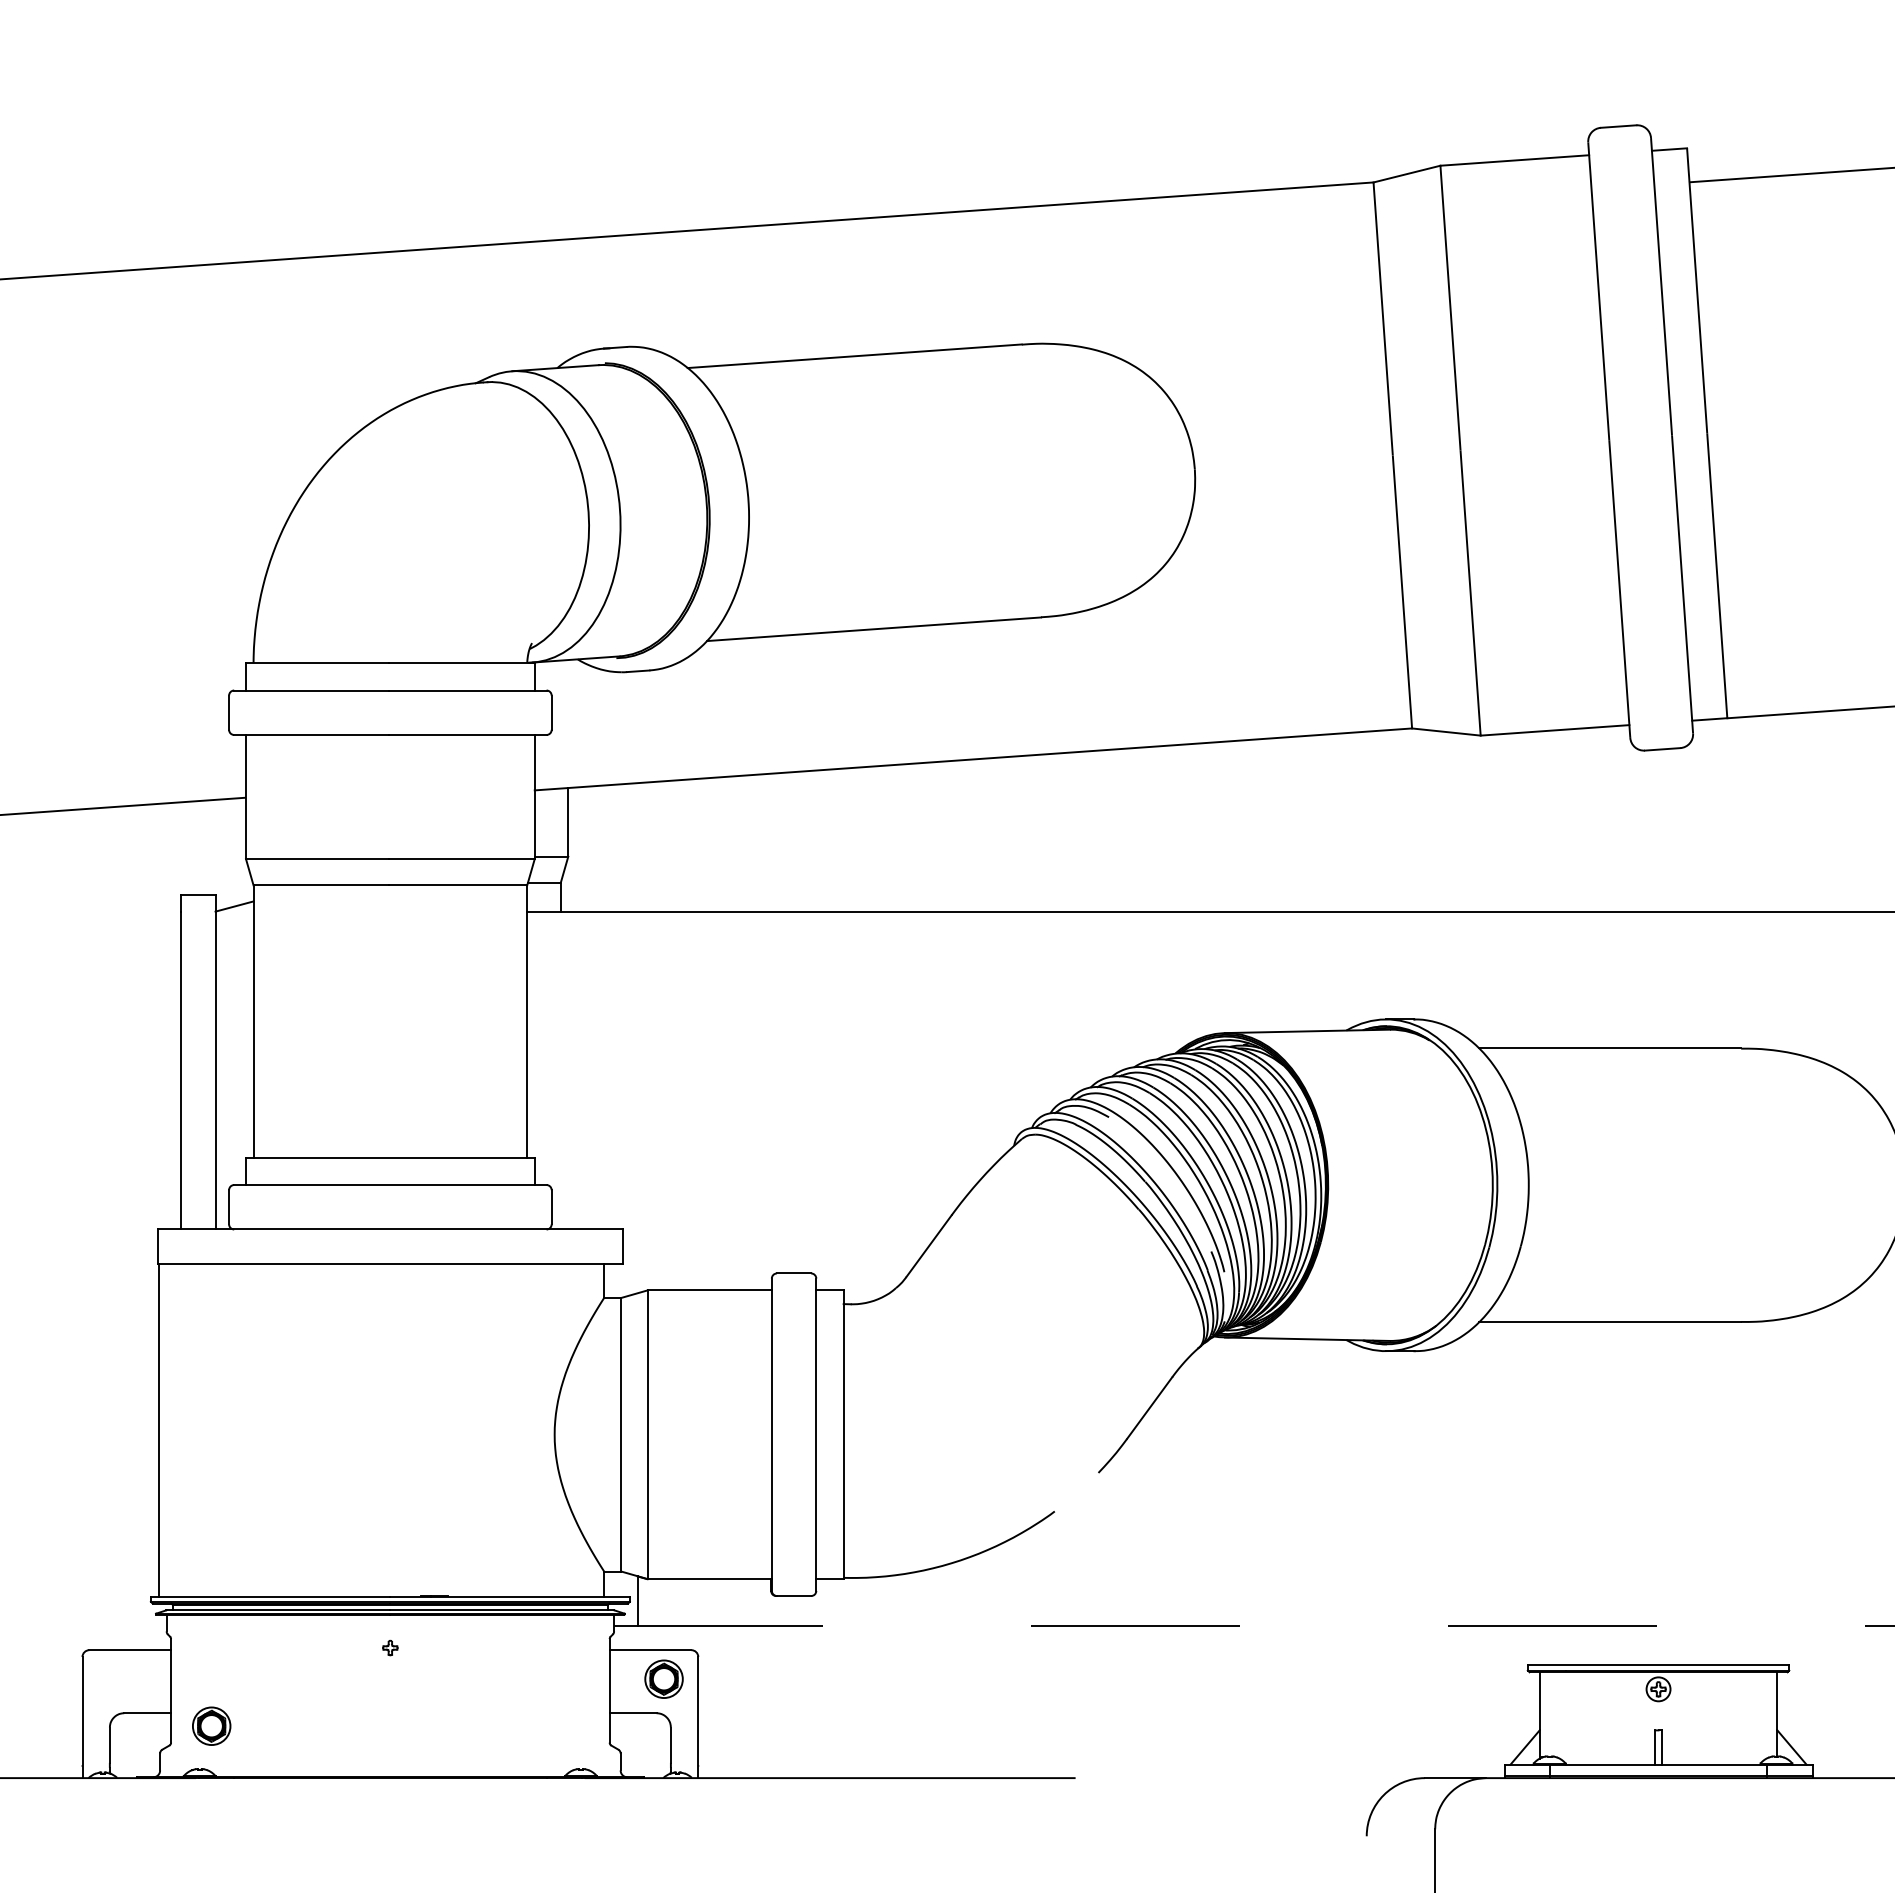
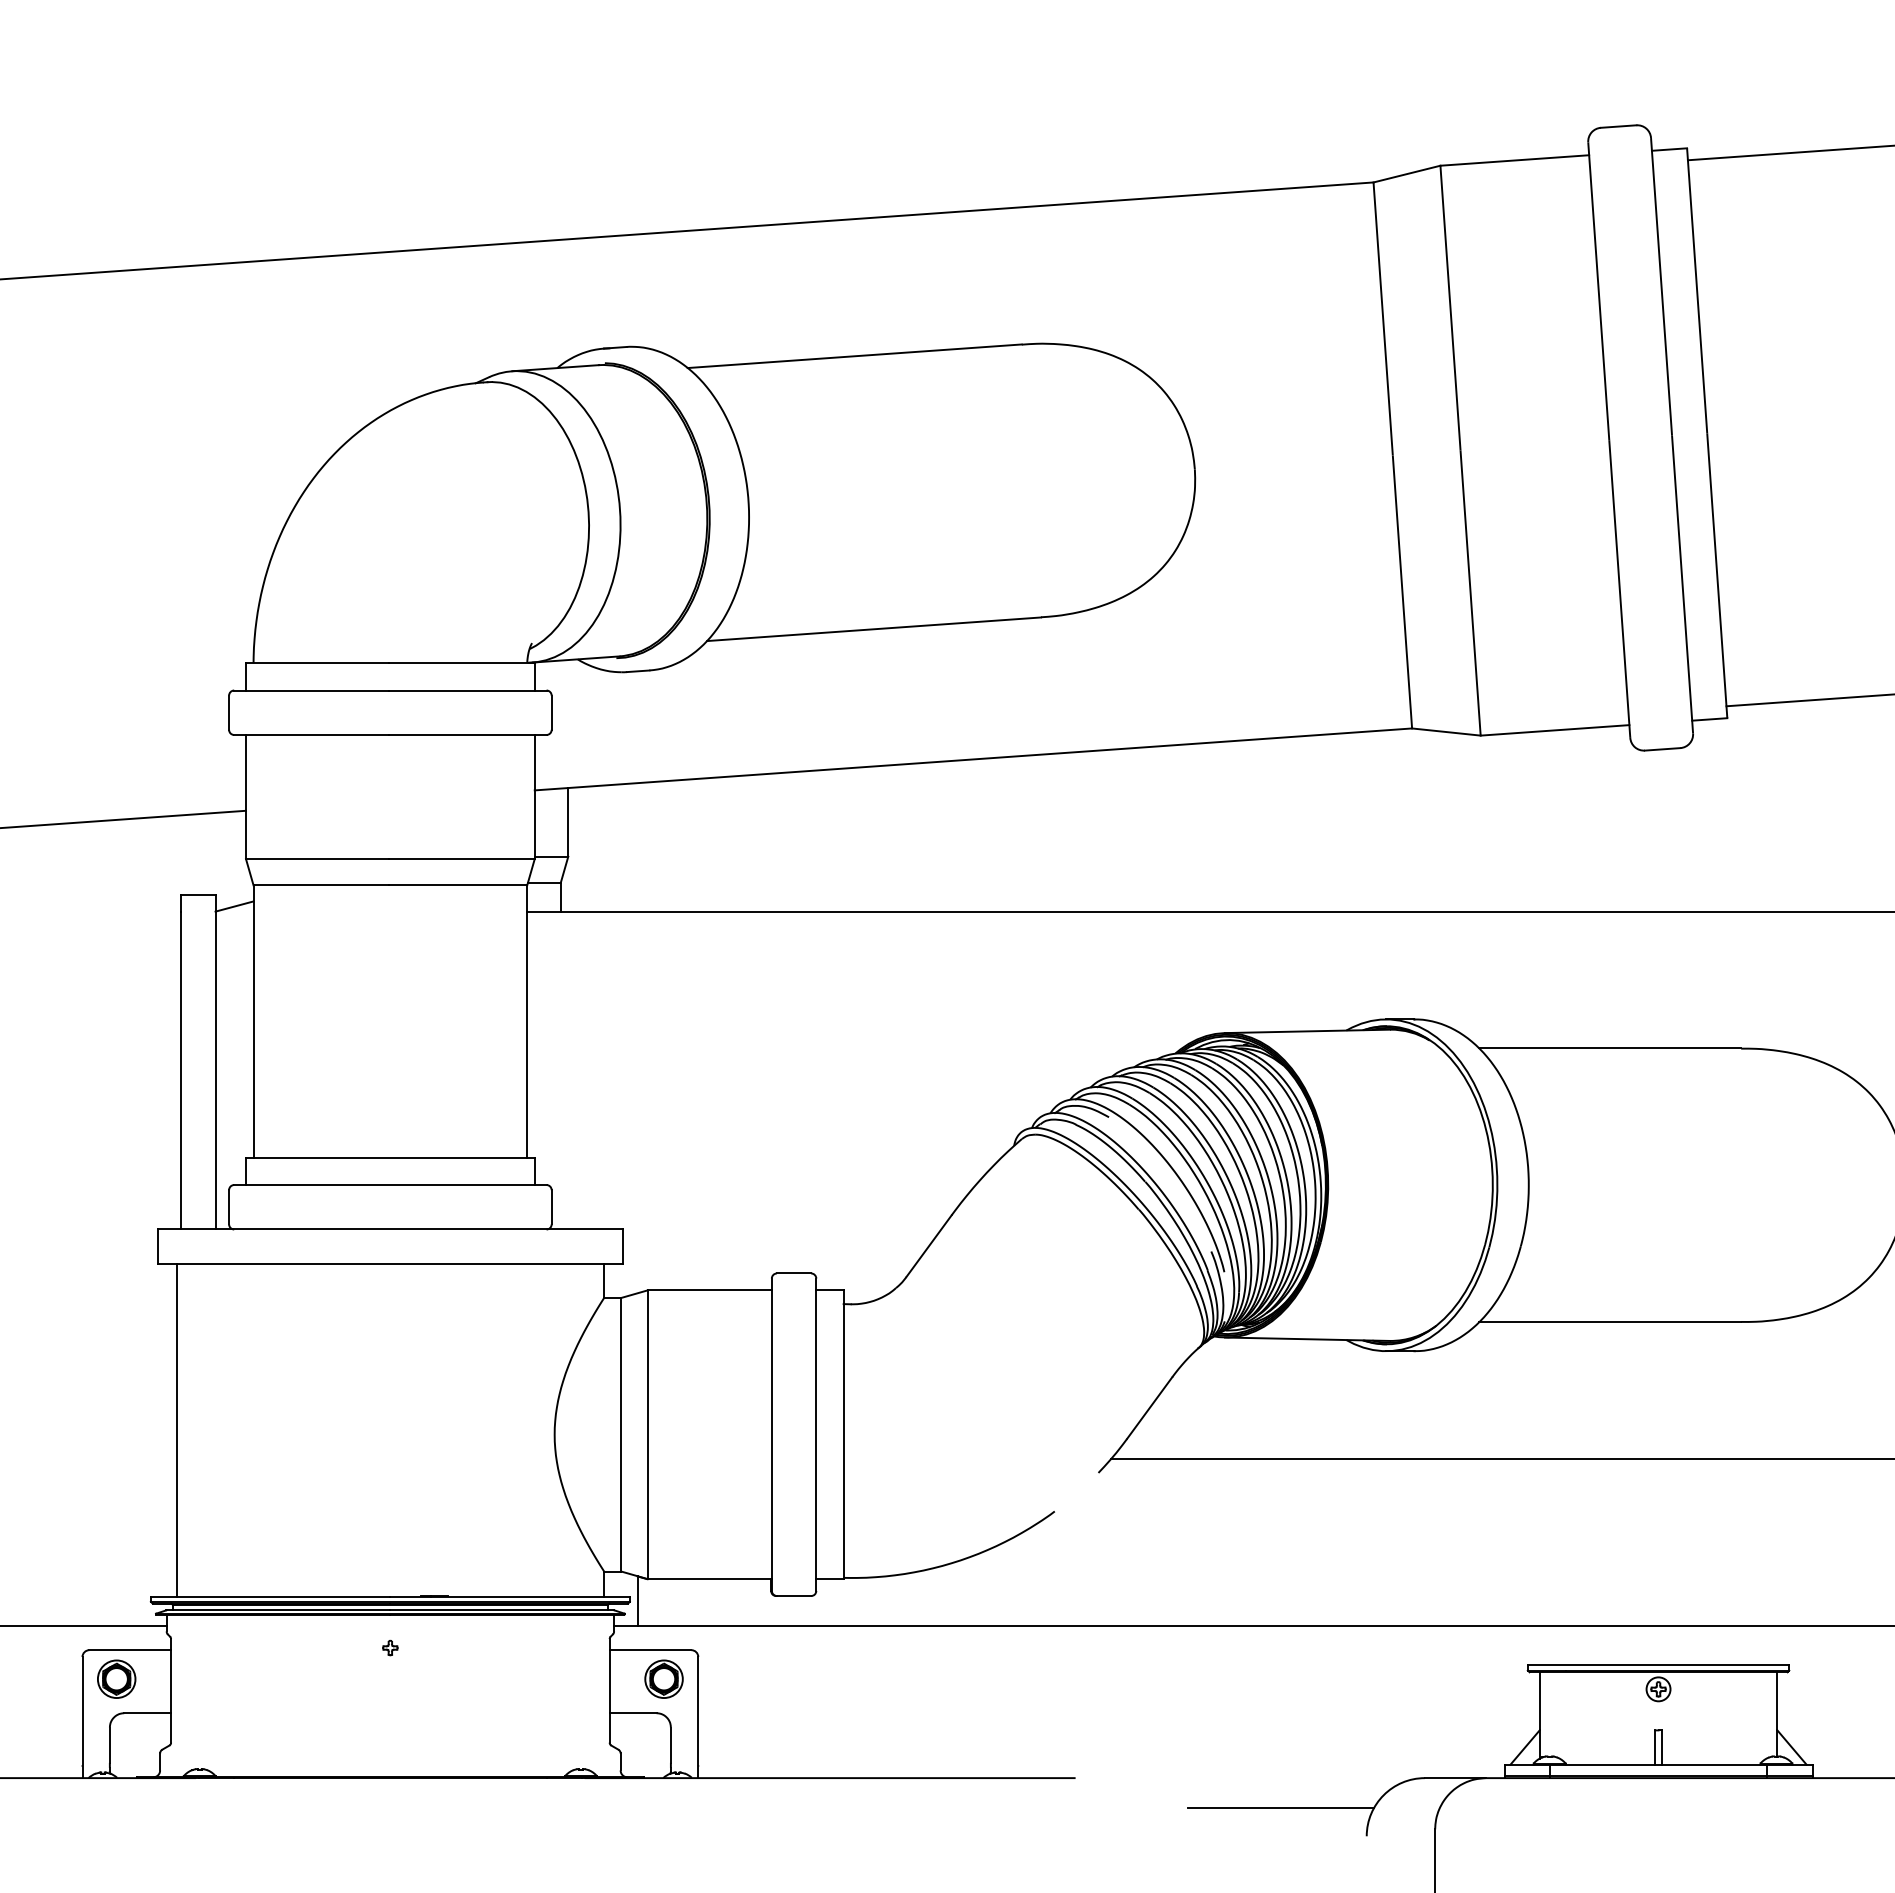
line position: (1790, 175) -> (1789, 152) (1789, 152)
line position: (1809, 712) -> (1808, 700) (1808, 700)
line position: (123, 805) -> (124, 818) (124, 818)
line position: (158, 1429) -> (176, 1429) (176, 1429)
line: none -> present (1501, 1458)
line: none -> present (84, 1626)
line: dashed -> solid (1255, 1626)
part position: (211, 1725) -> (116, 1678) (116, 1678)
line: none -> present (1280, 1807)
